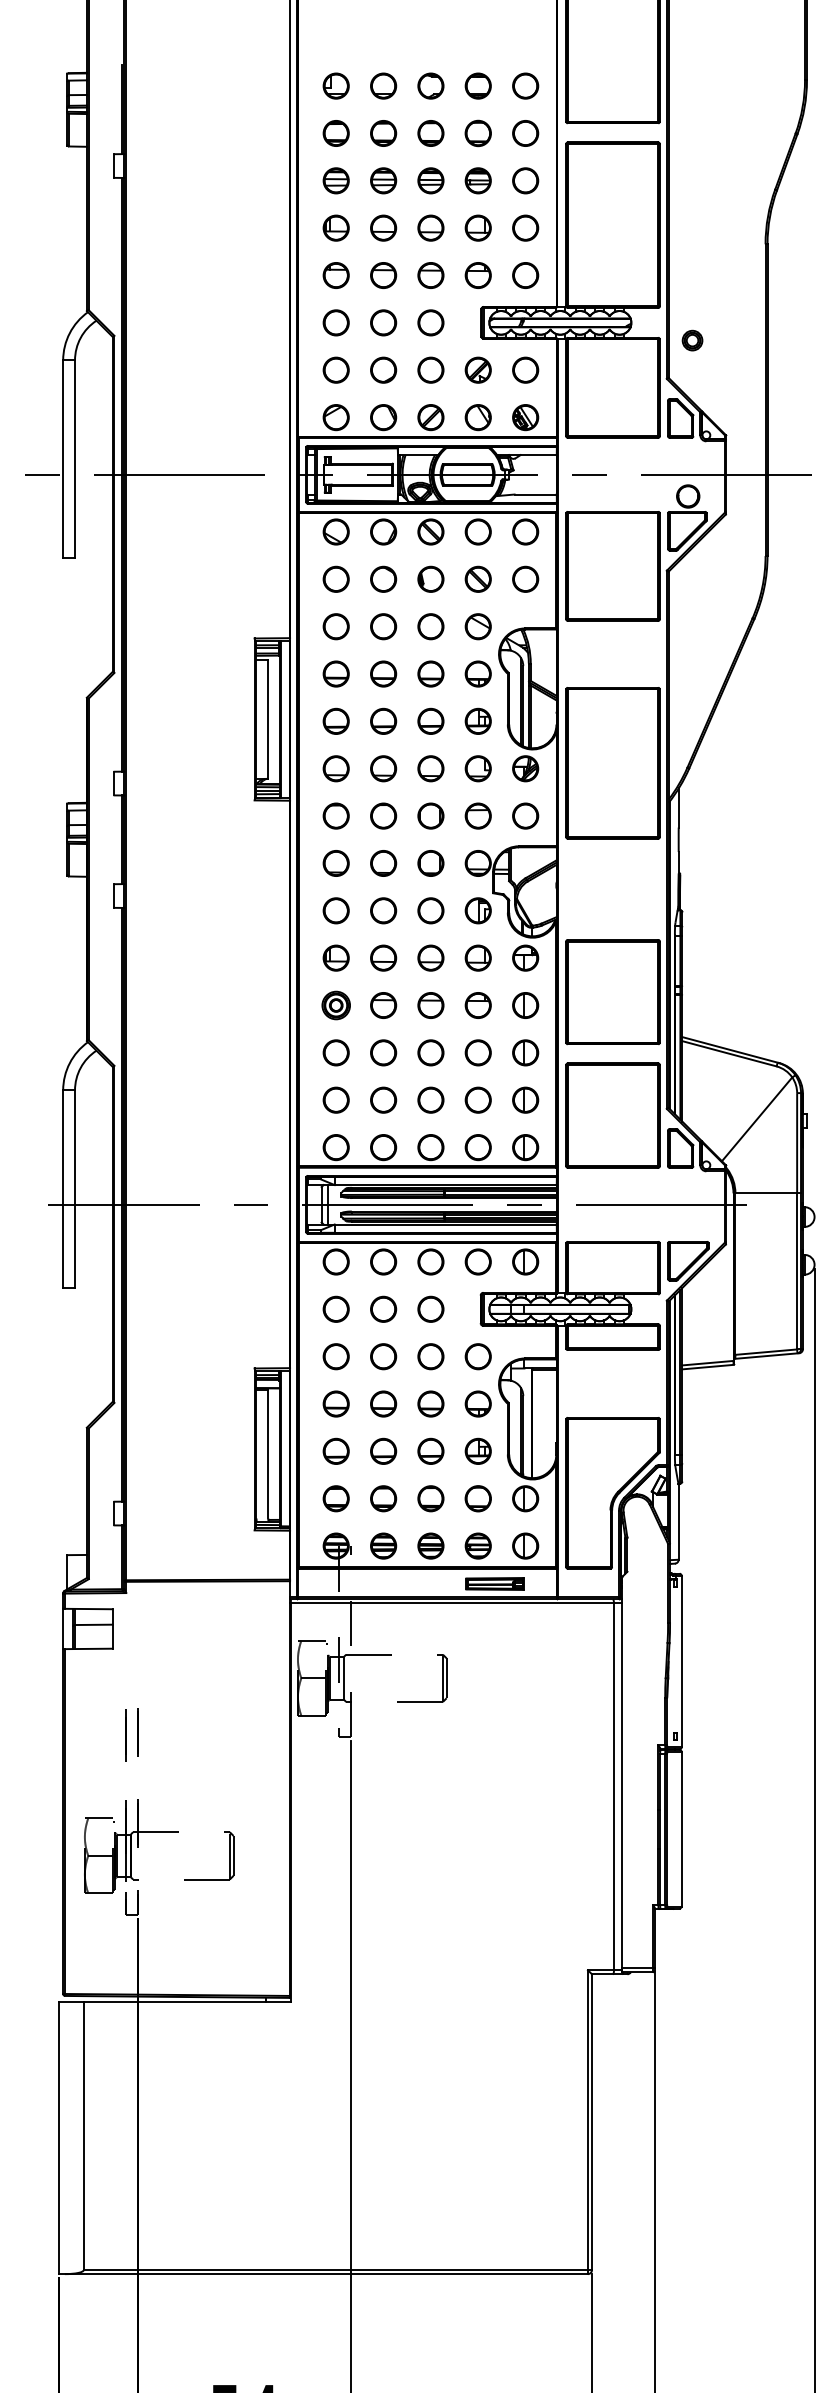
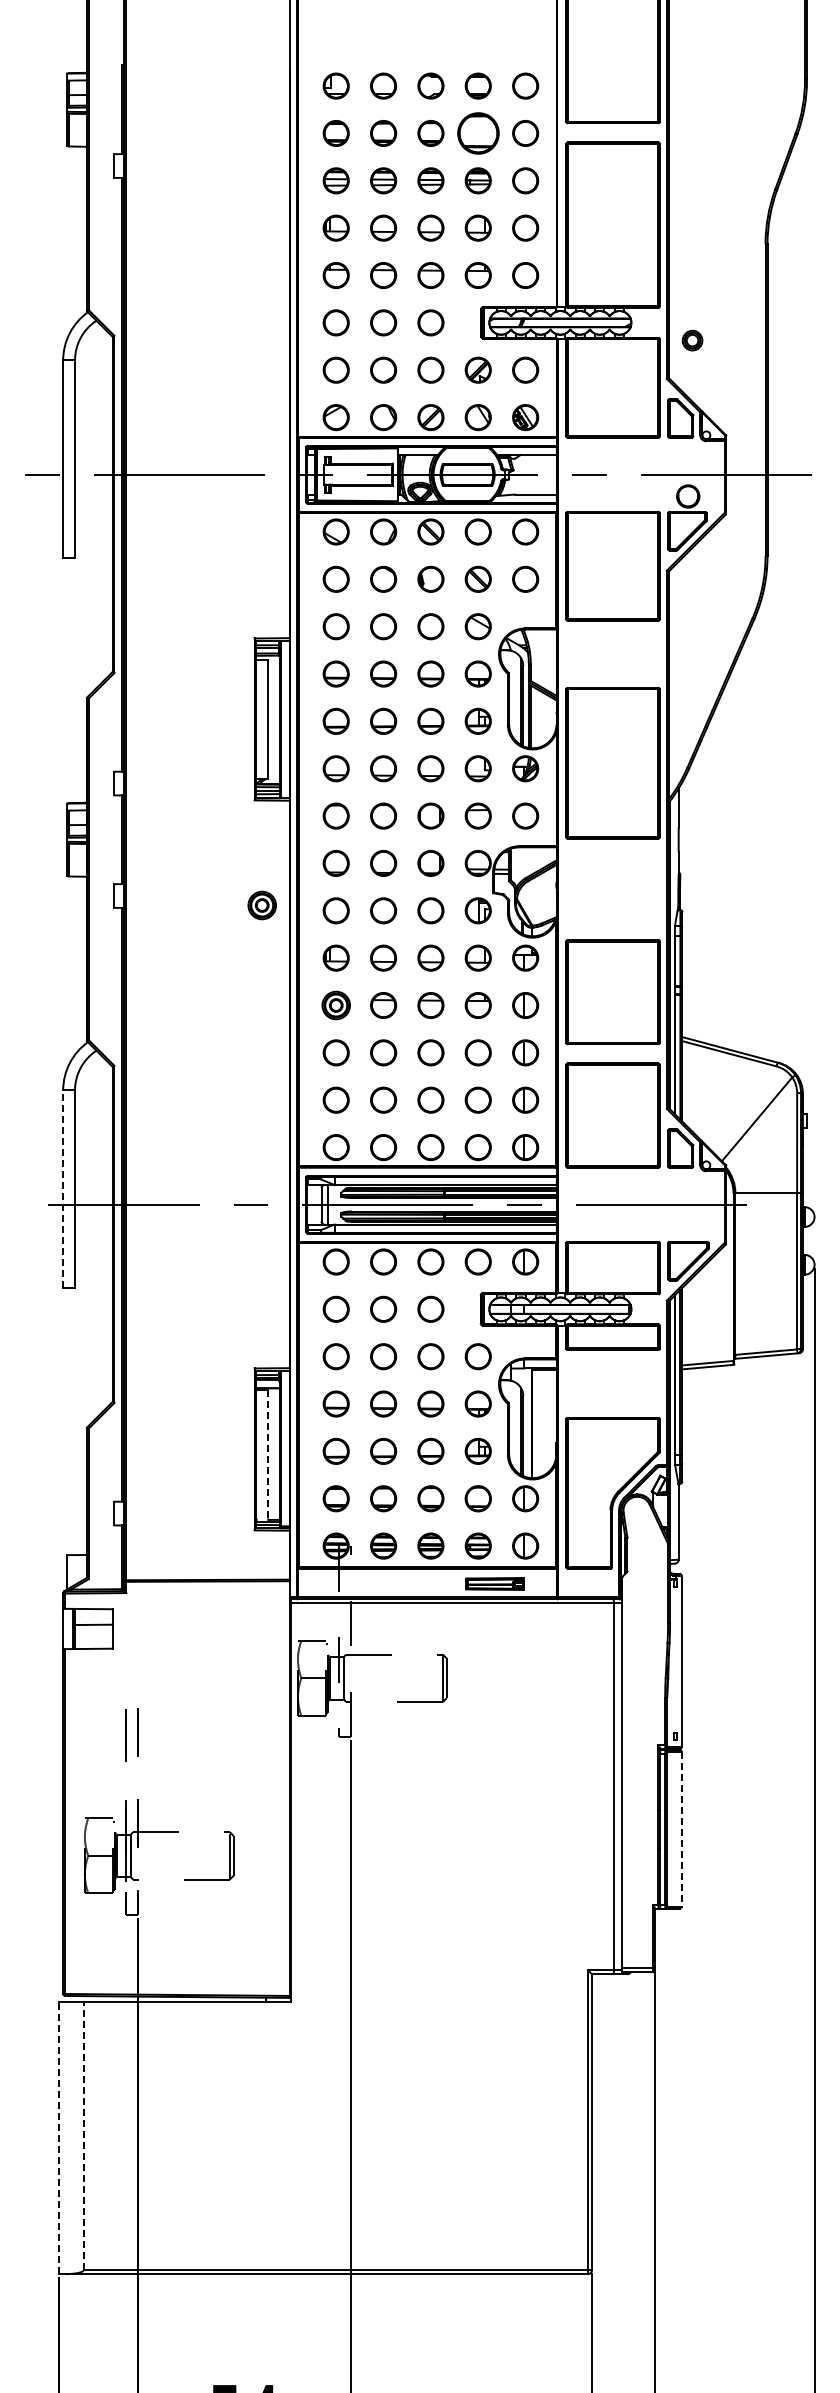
part size: 28x29 px -> 43x43 px (478, 133)
part: none -> present (261, 905)
line: solid -> dashed (63, 1189)
line: solid -> dashed (268, 1453)
line: solid -> dashed (681, 1829)
line: solid -> dashed (83, 2135)
line: solid -> dashed (59, 2137)
